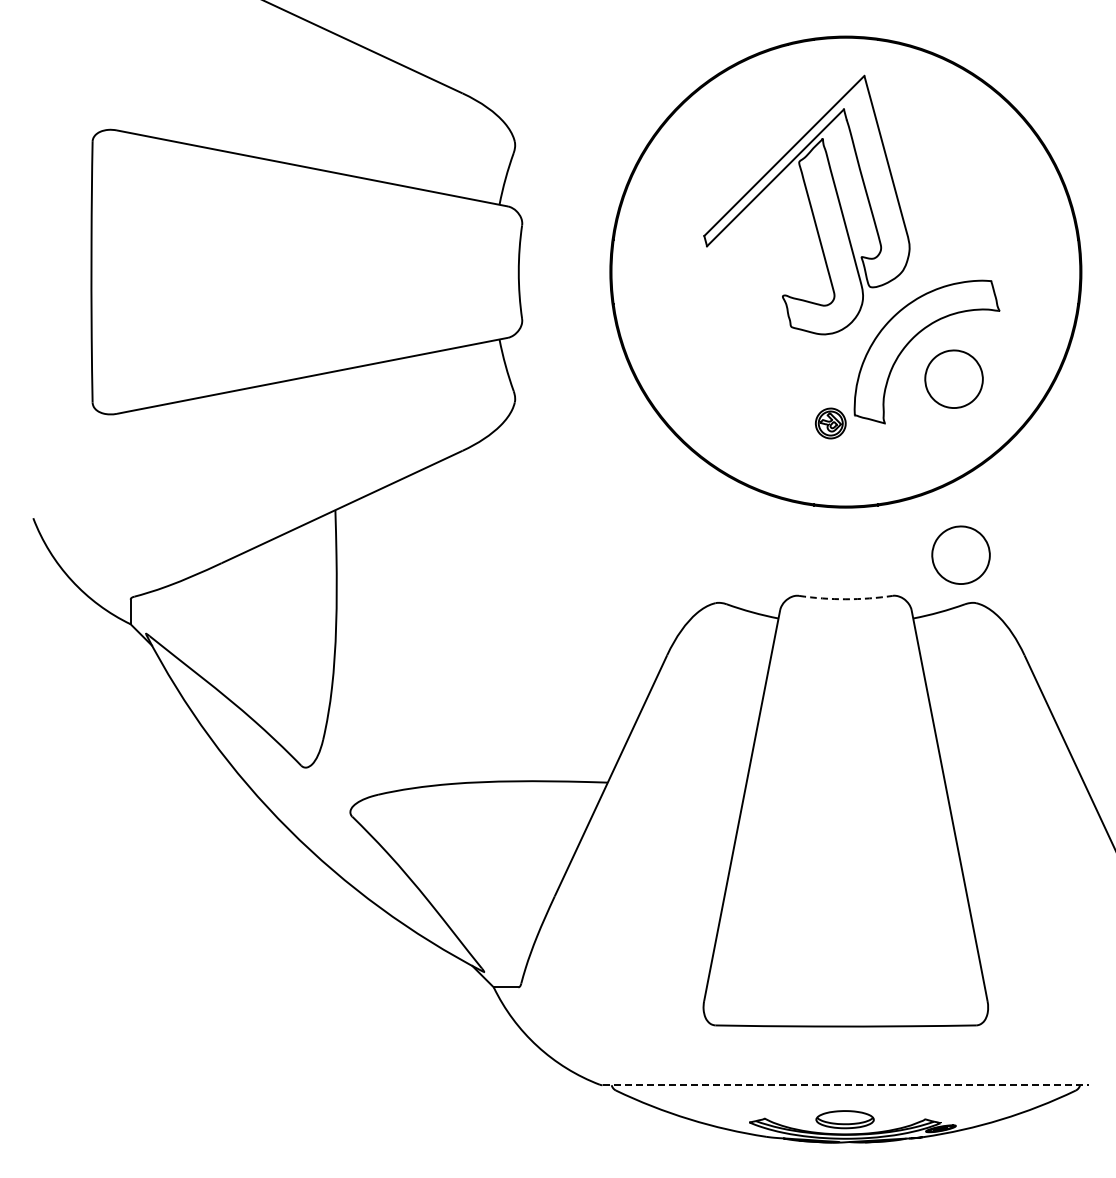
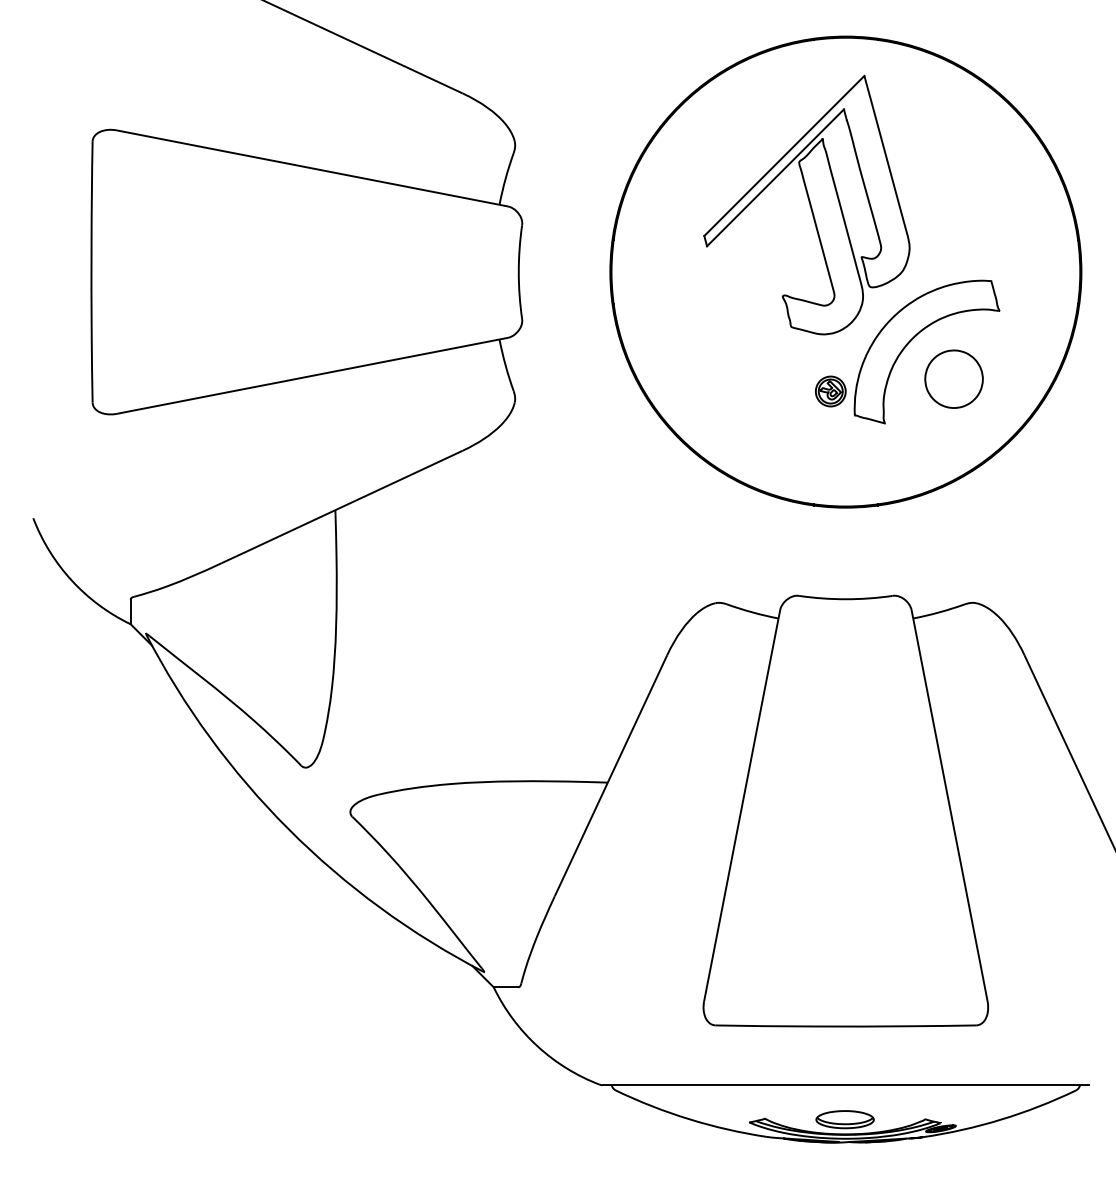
part position: (830, 423) -> (830, 391) (830, 391)
part: present -> none (960, 554)
arc: dashed -> solid (845, 599)
line: dashed -> solid (846, 1085)
